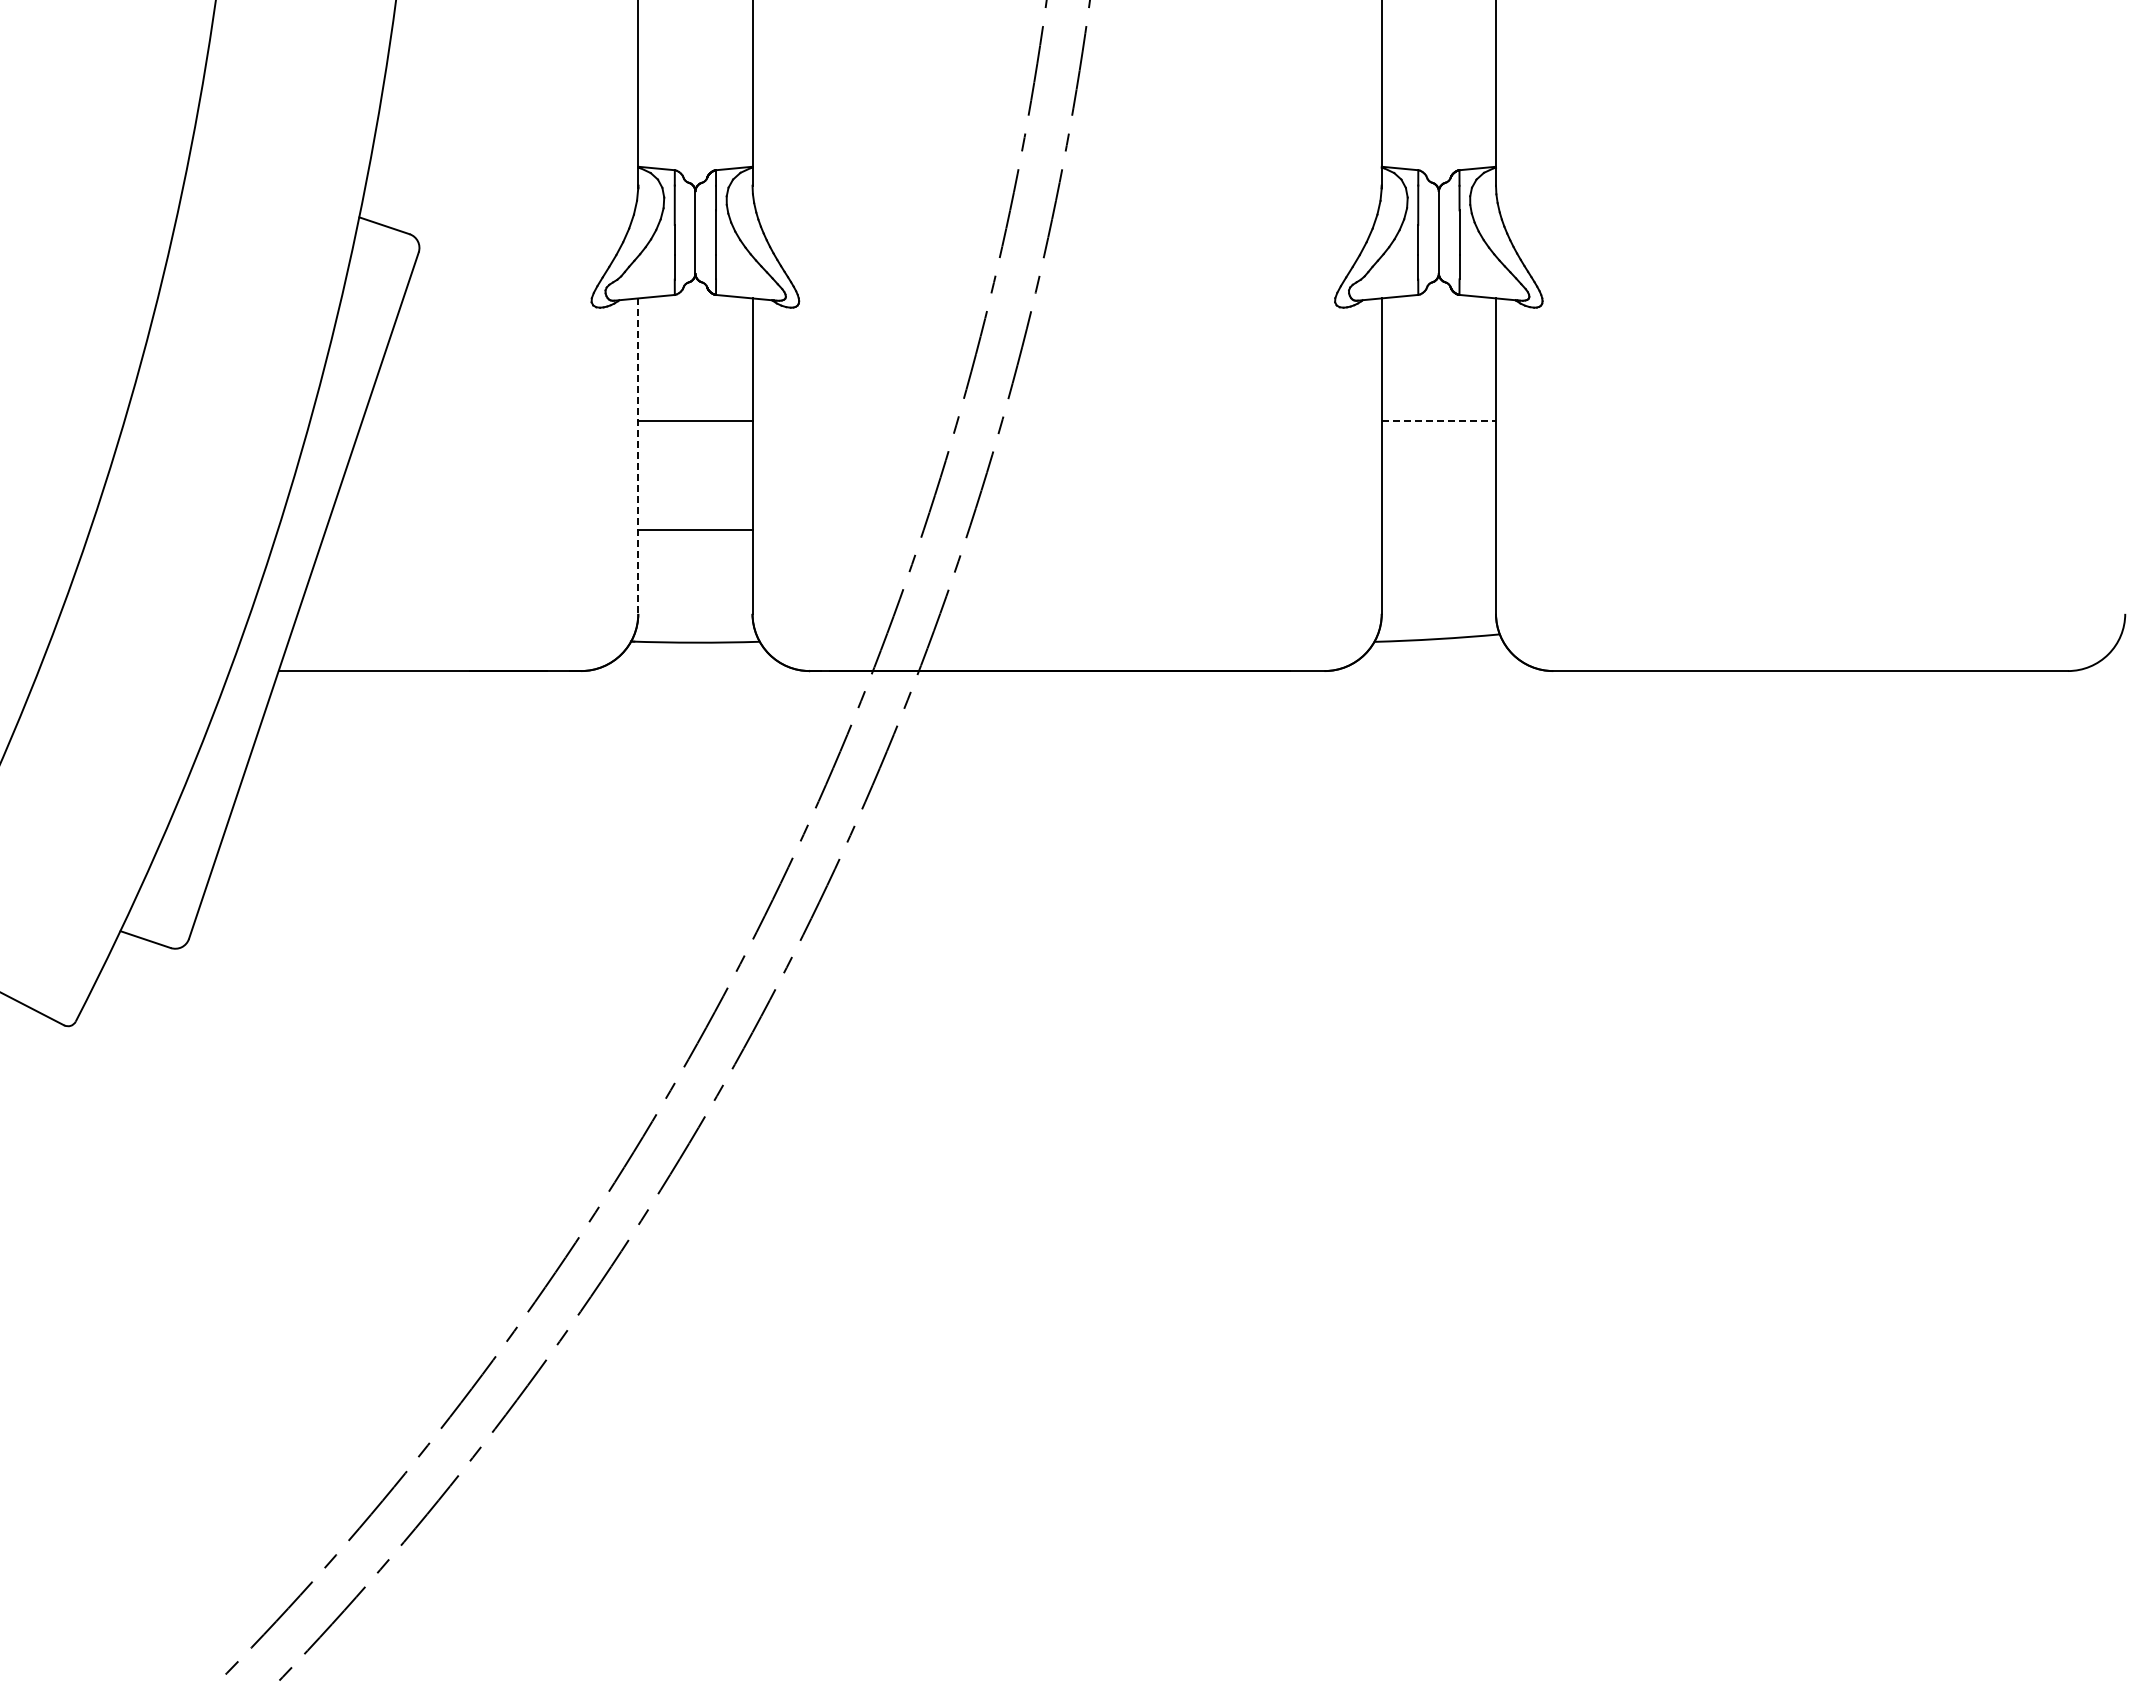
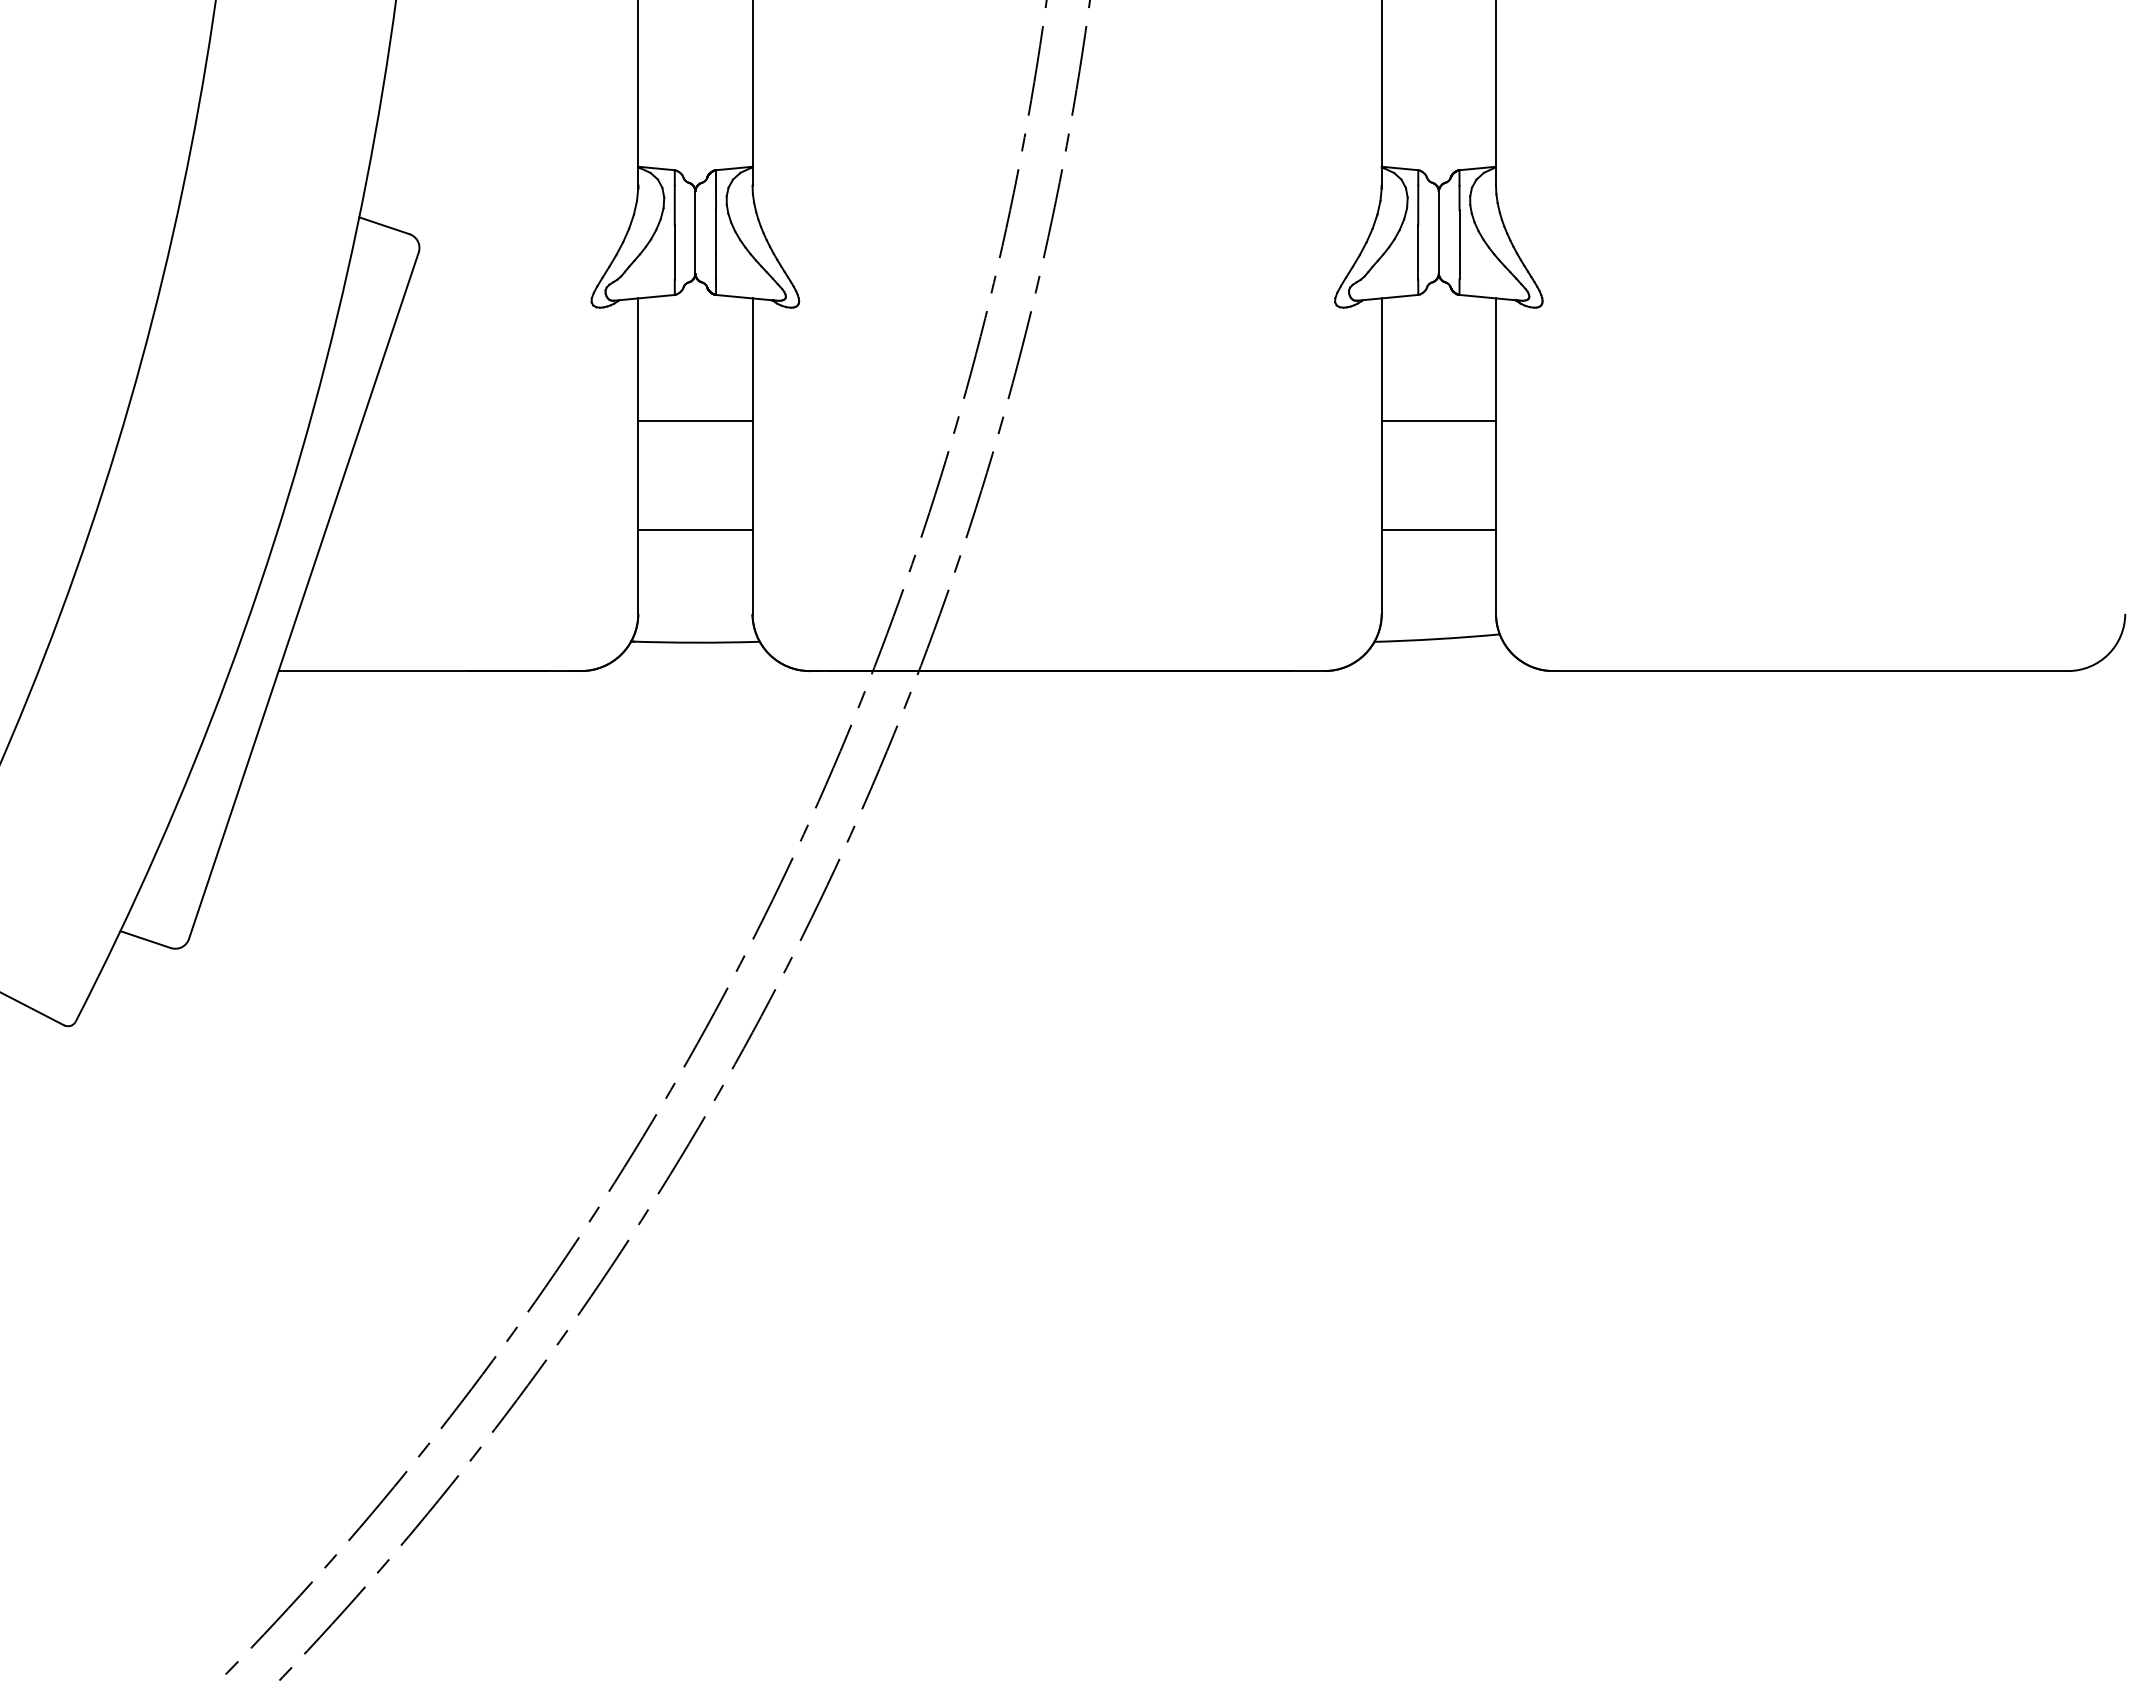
line: dashed -> solid (1439, 420)
line: dashed -> solid (638, 456)
line: none -> present (1438, 529)
